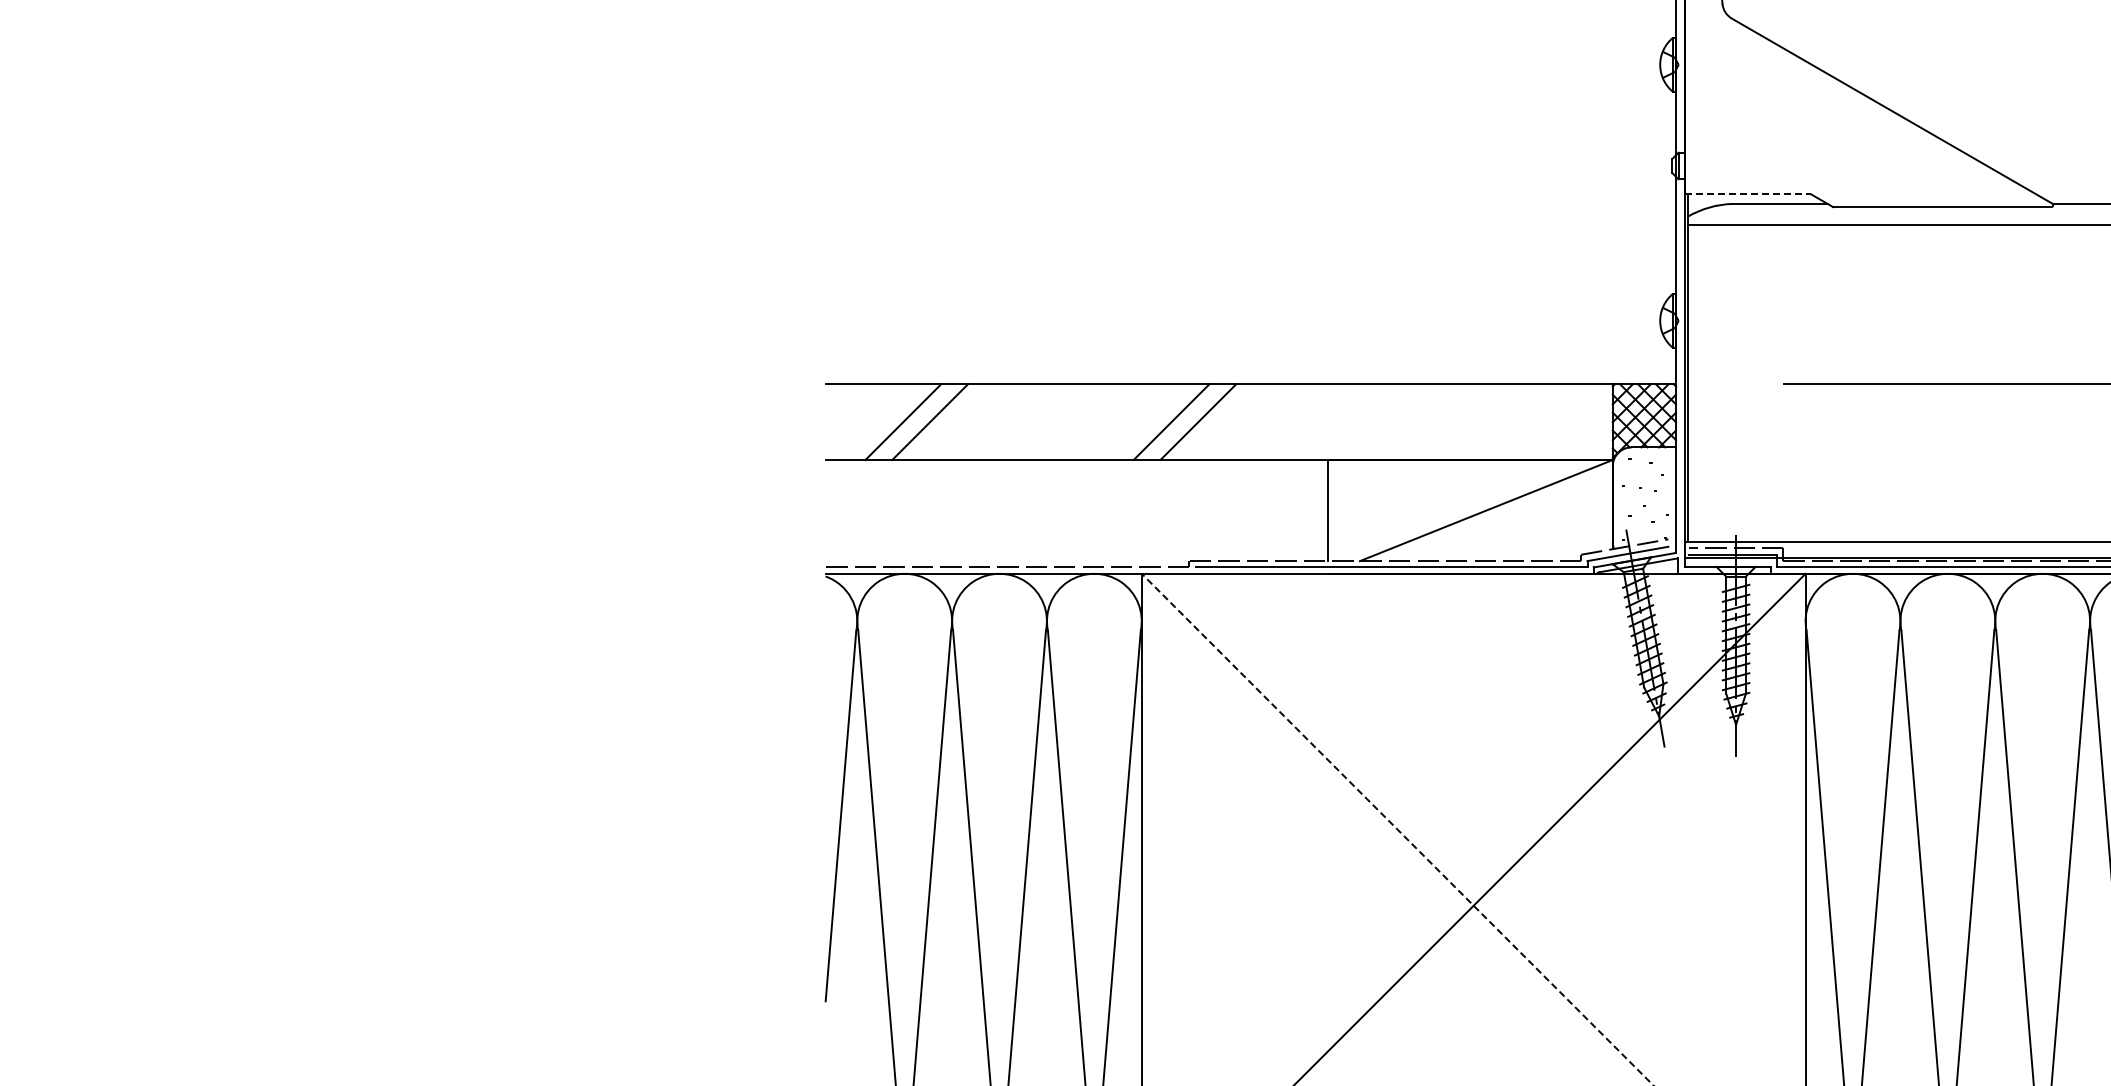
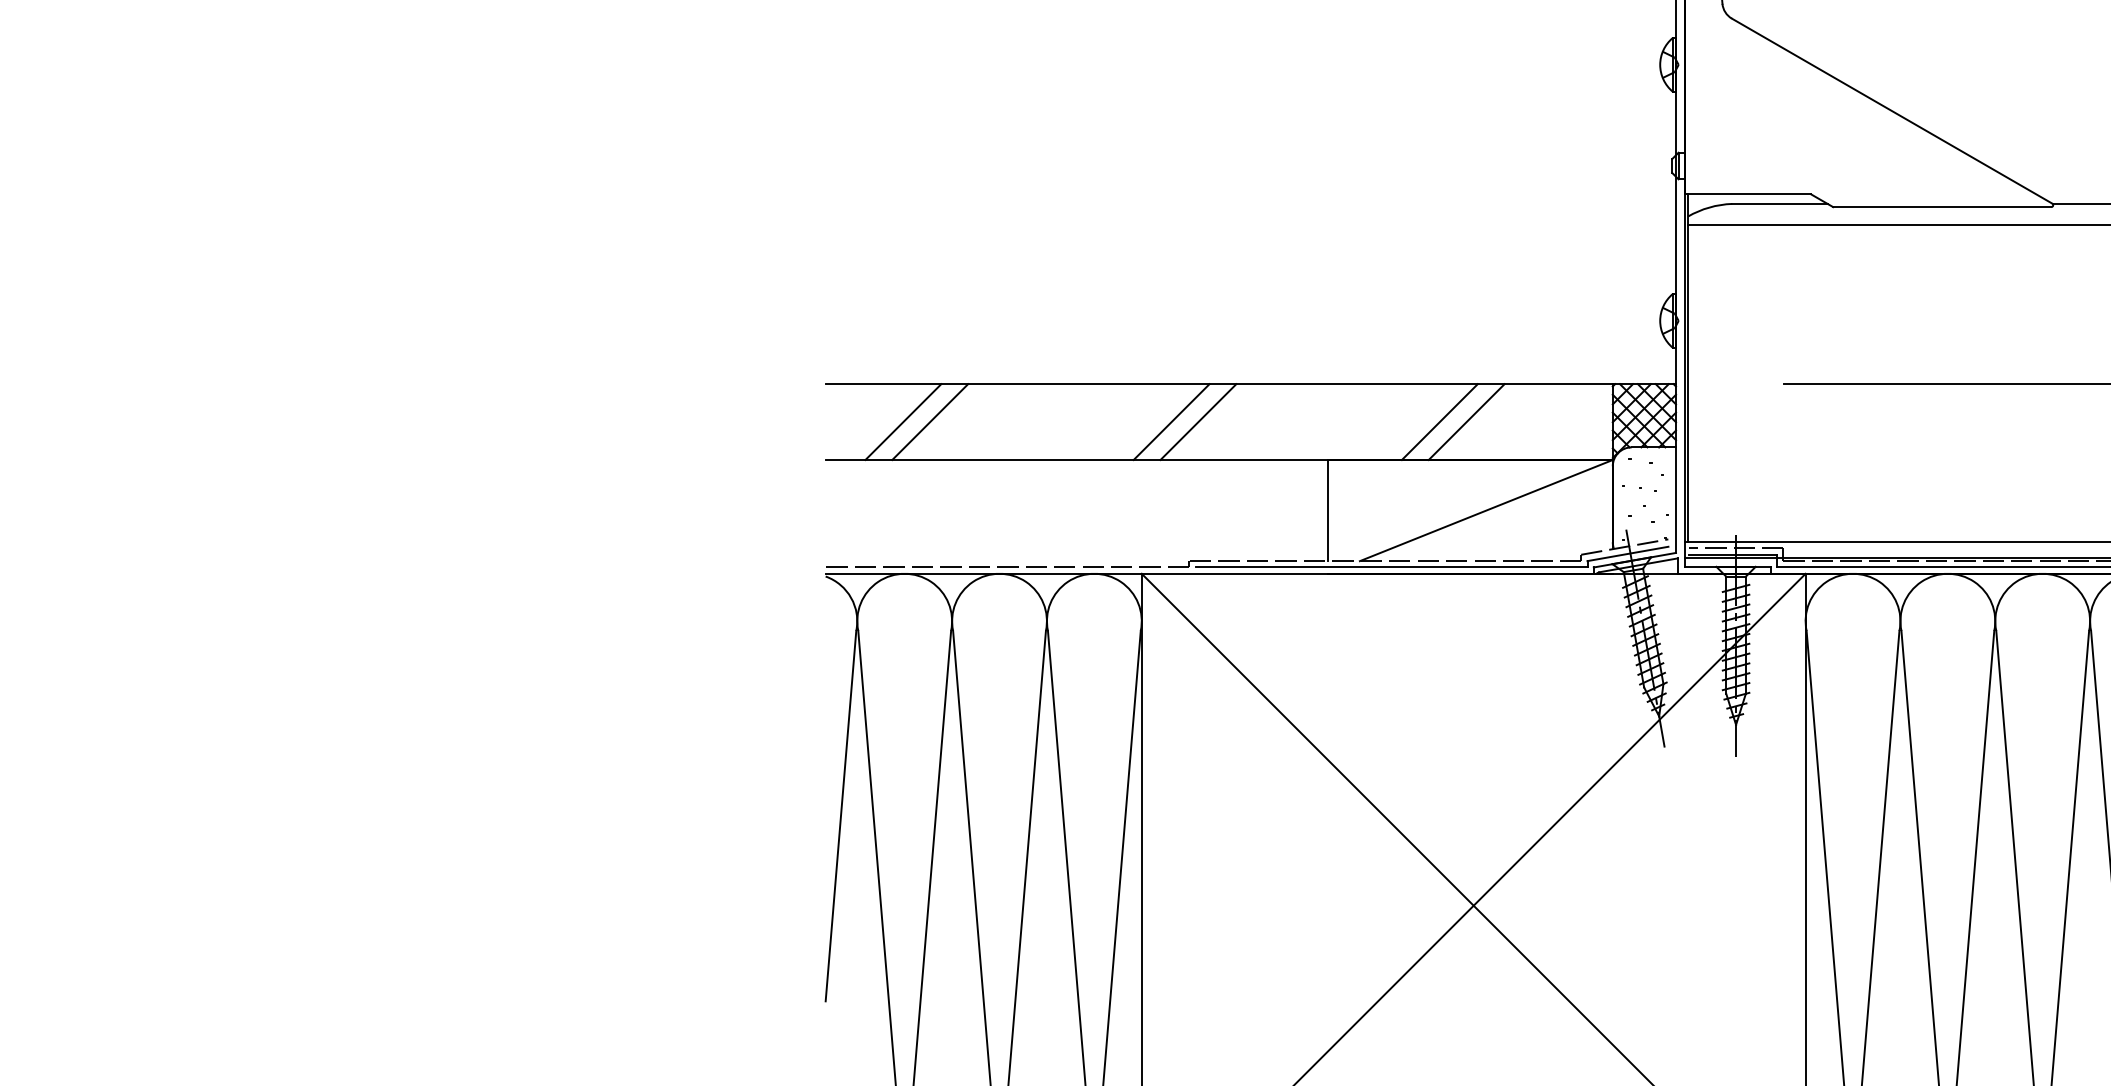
line: dashed -> solid (1748, 194)
line: none -> present (1439, 422)
line: none -> present (1466, 422)
line: dashed -> solid (1397, 829)
